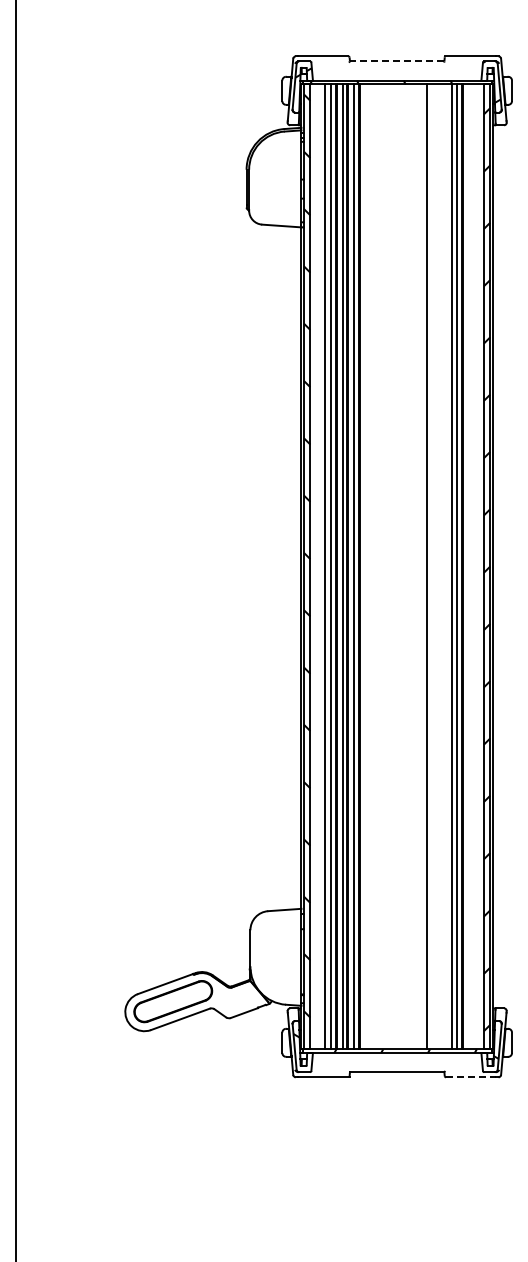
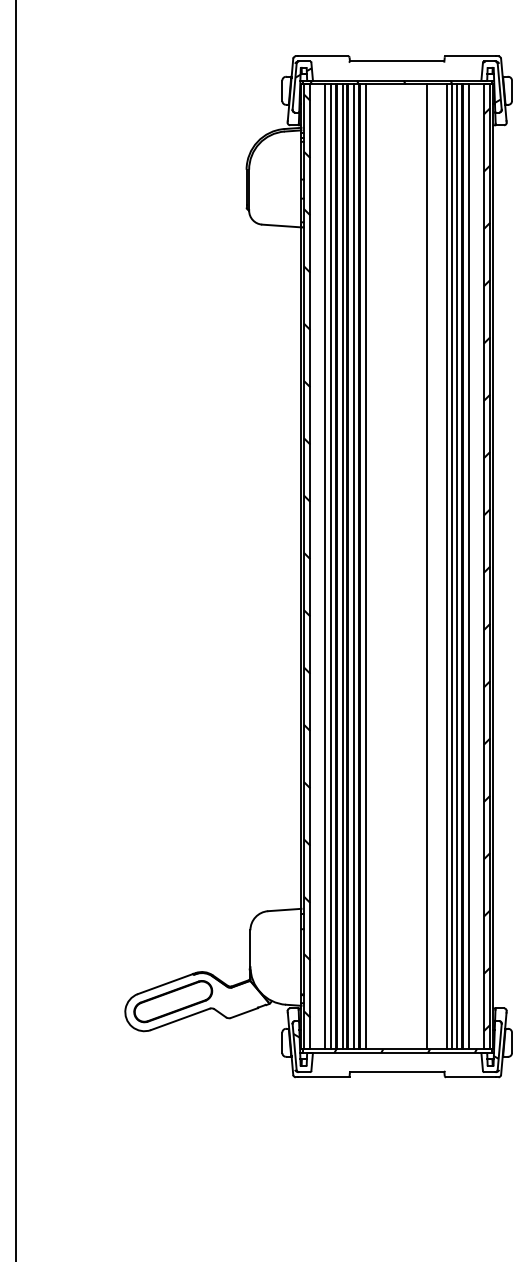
line: dashed -> solid (396, 61)
line: none -> present (365, 566)
line: none -> present (446, 566)
line: none -> present (469, 566)
line: dashed -> solid (471, 1077)
